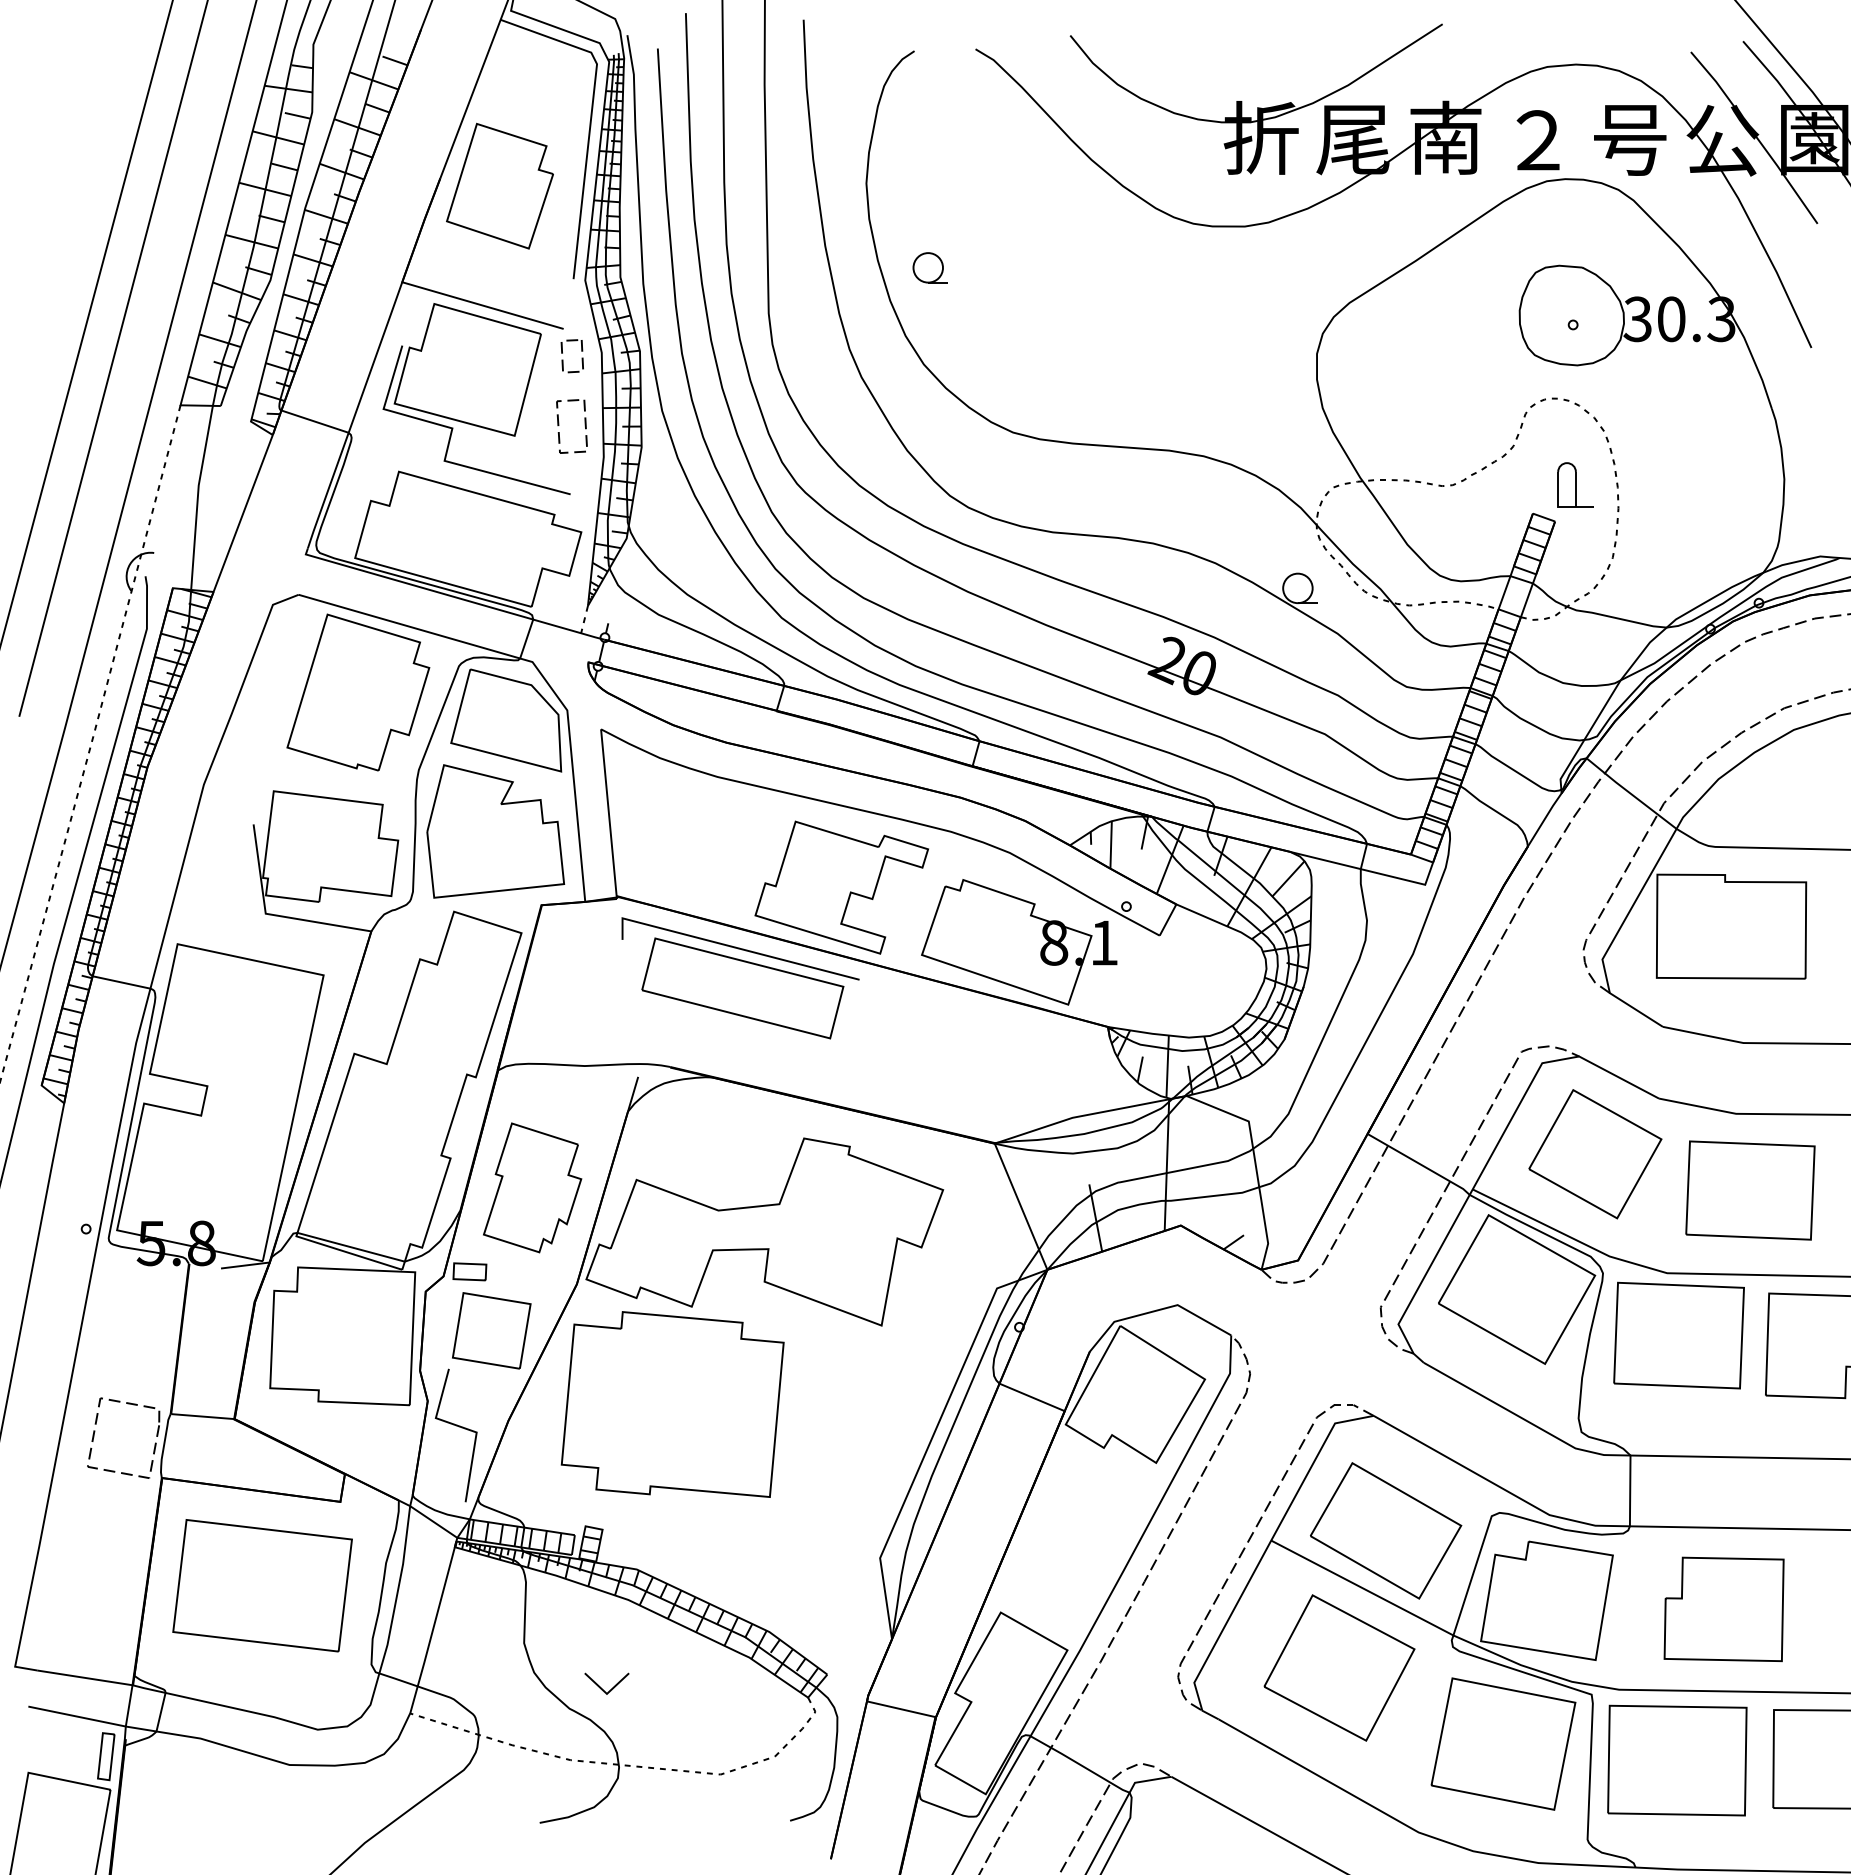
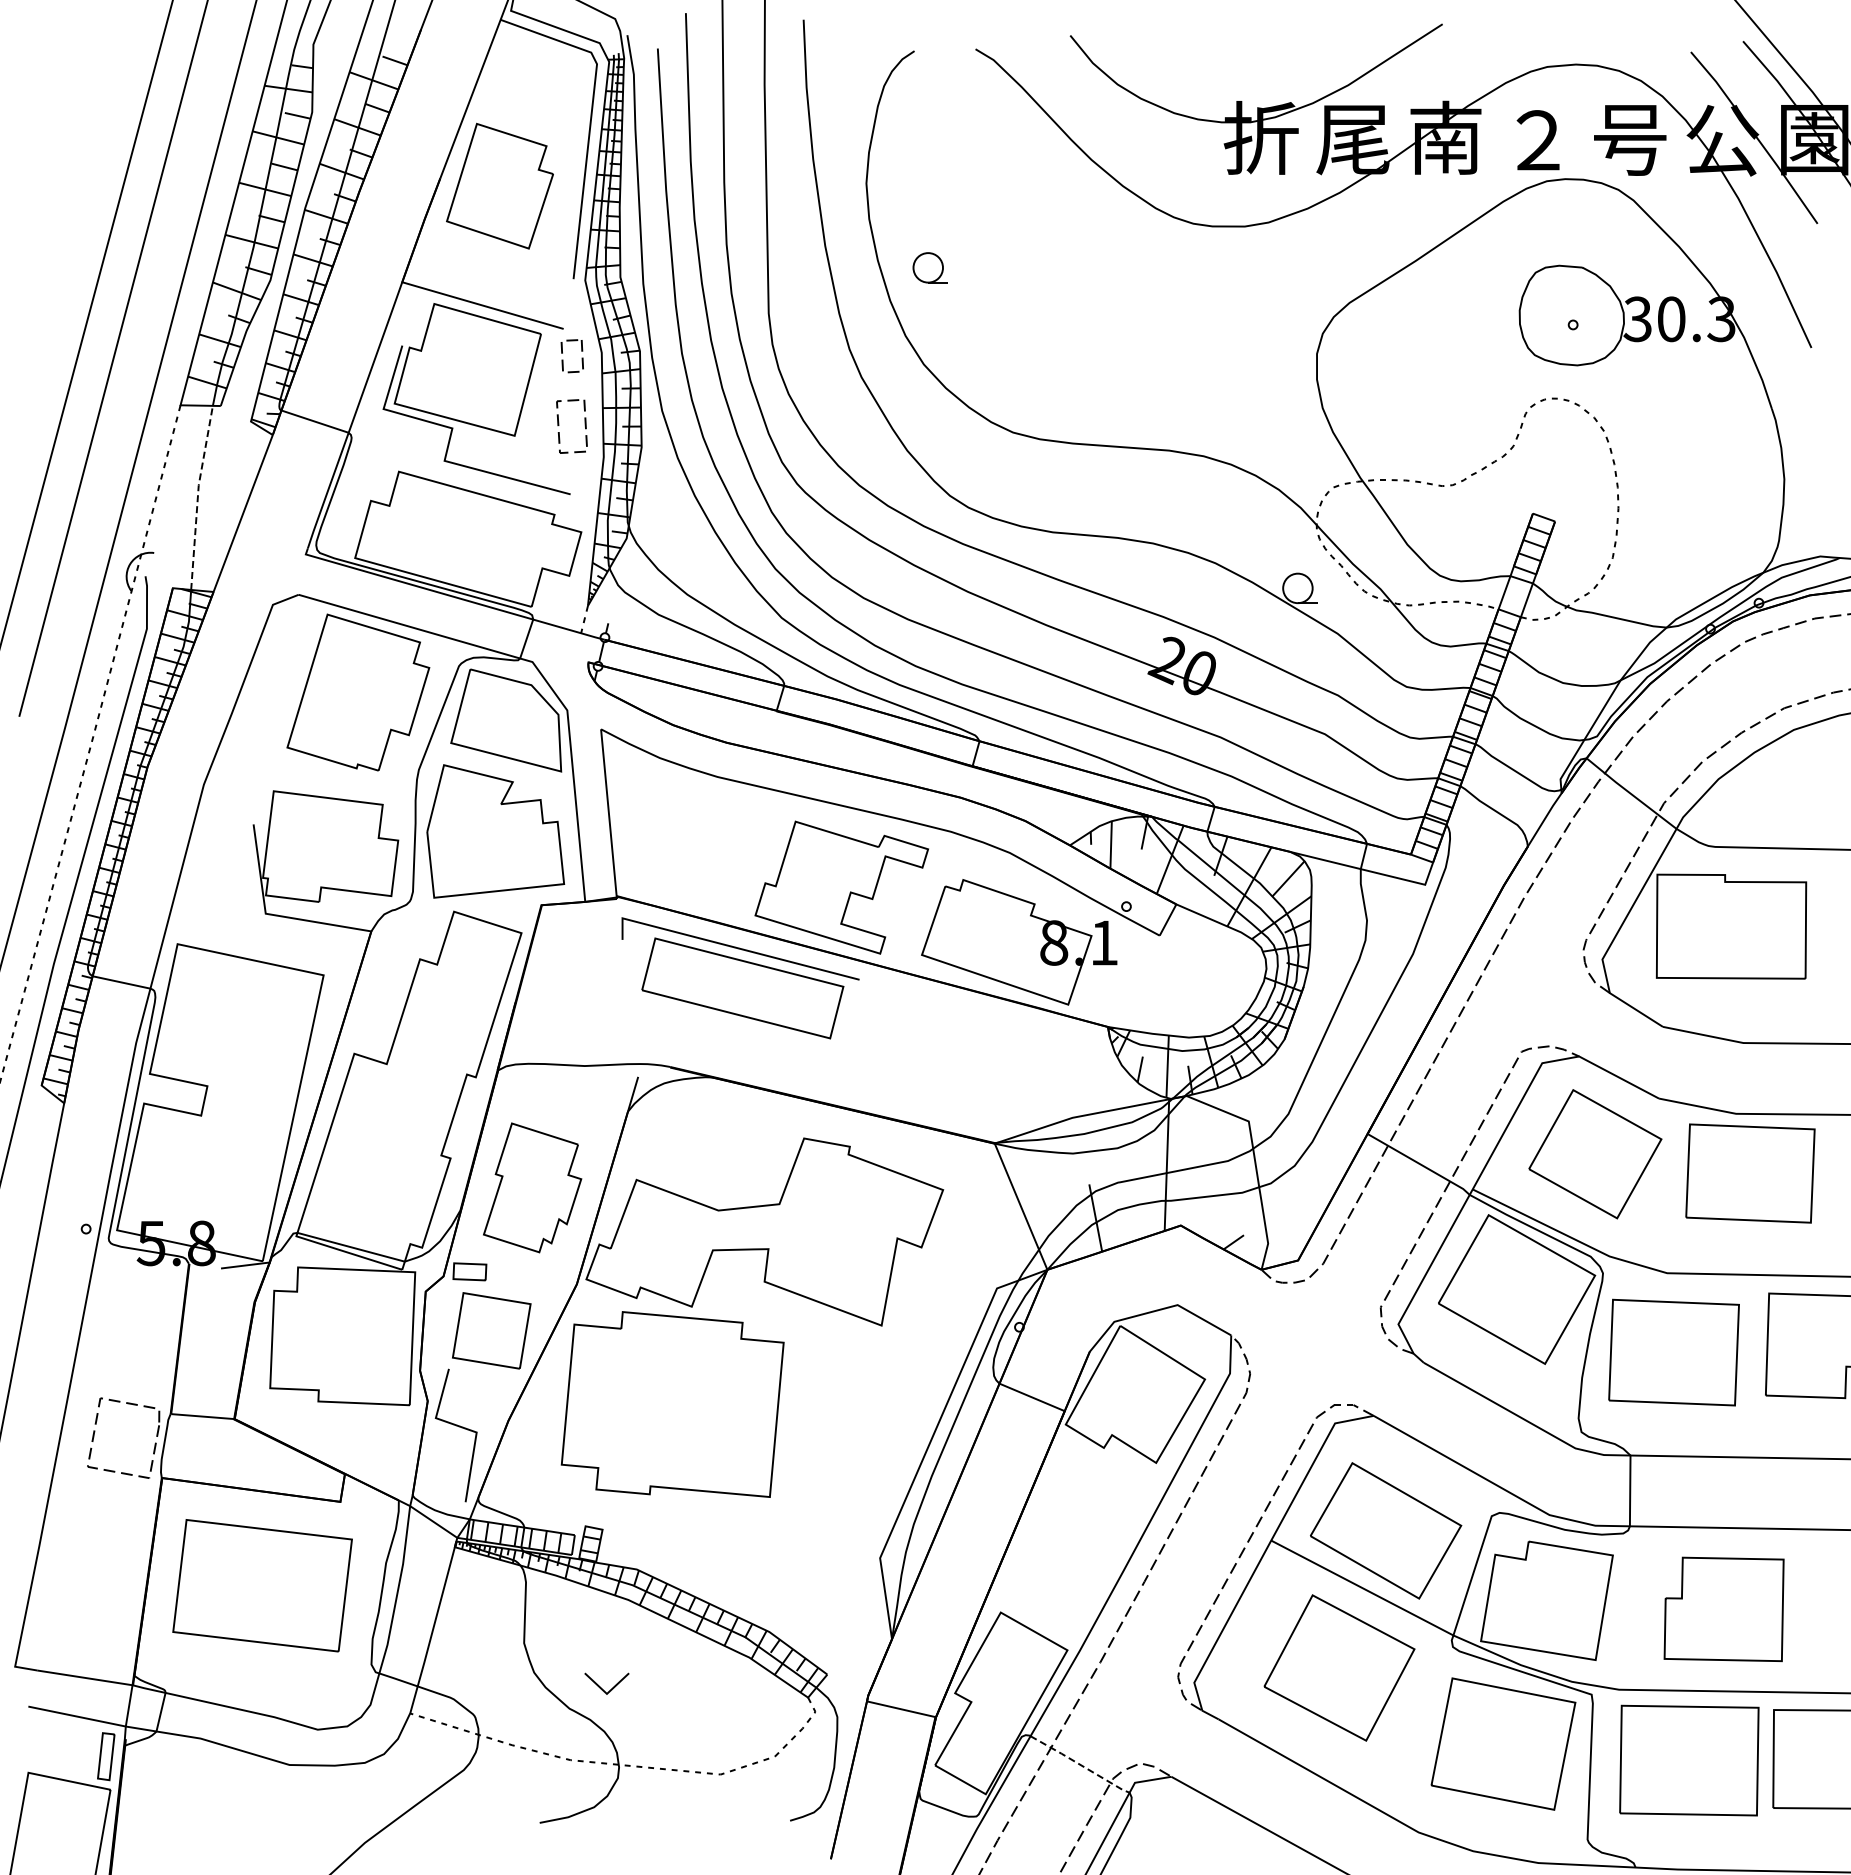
part: present -> none (1575, 484)
line: solid -> dashed (197, 496)
part position: (1750, 1190) -> (1750, 1173) (1750, 1173)
part position: (1678, 1335) -> (1673, 1352) (1673, 1352)
part position: (1677, 1760) -> (1689, 1760) (1689, 1760)
line: solid -> dashed (1080, 1764)
